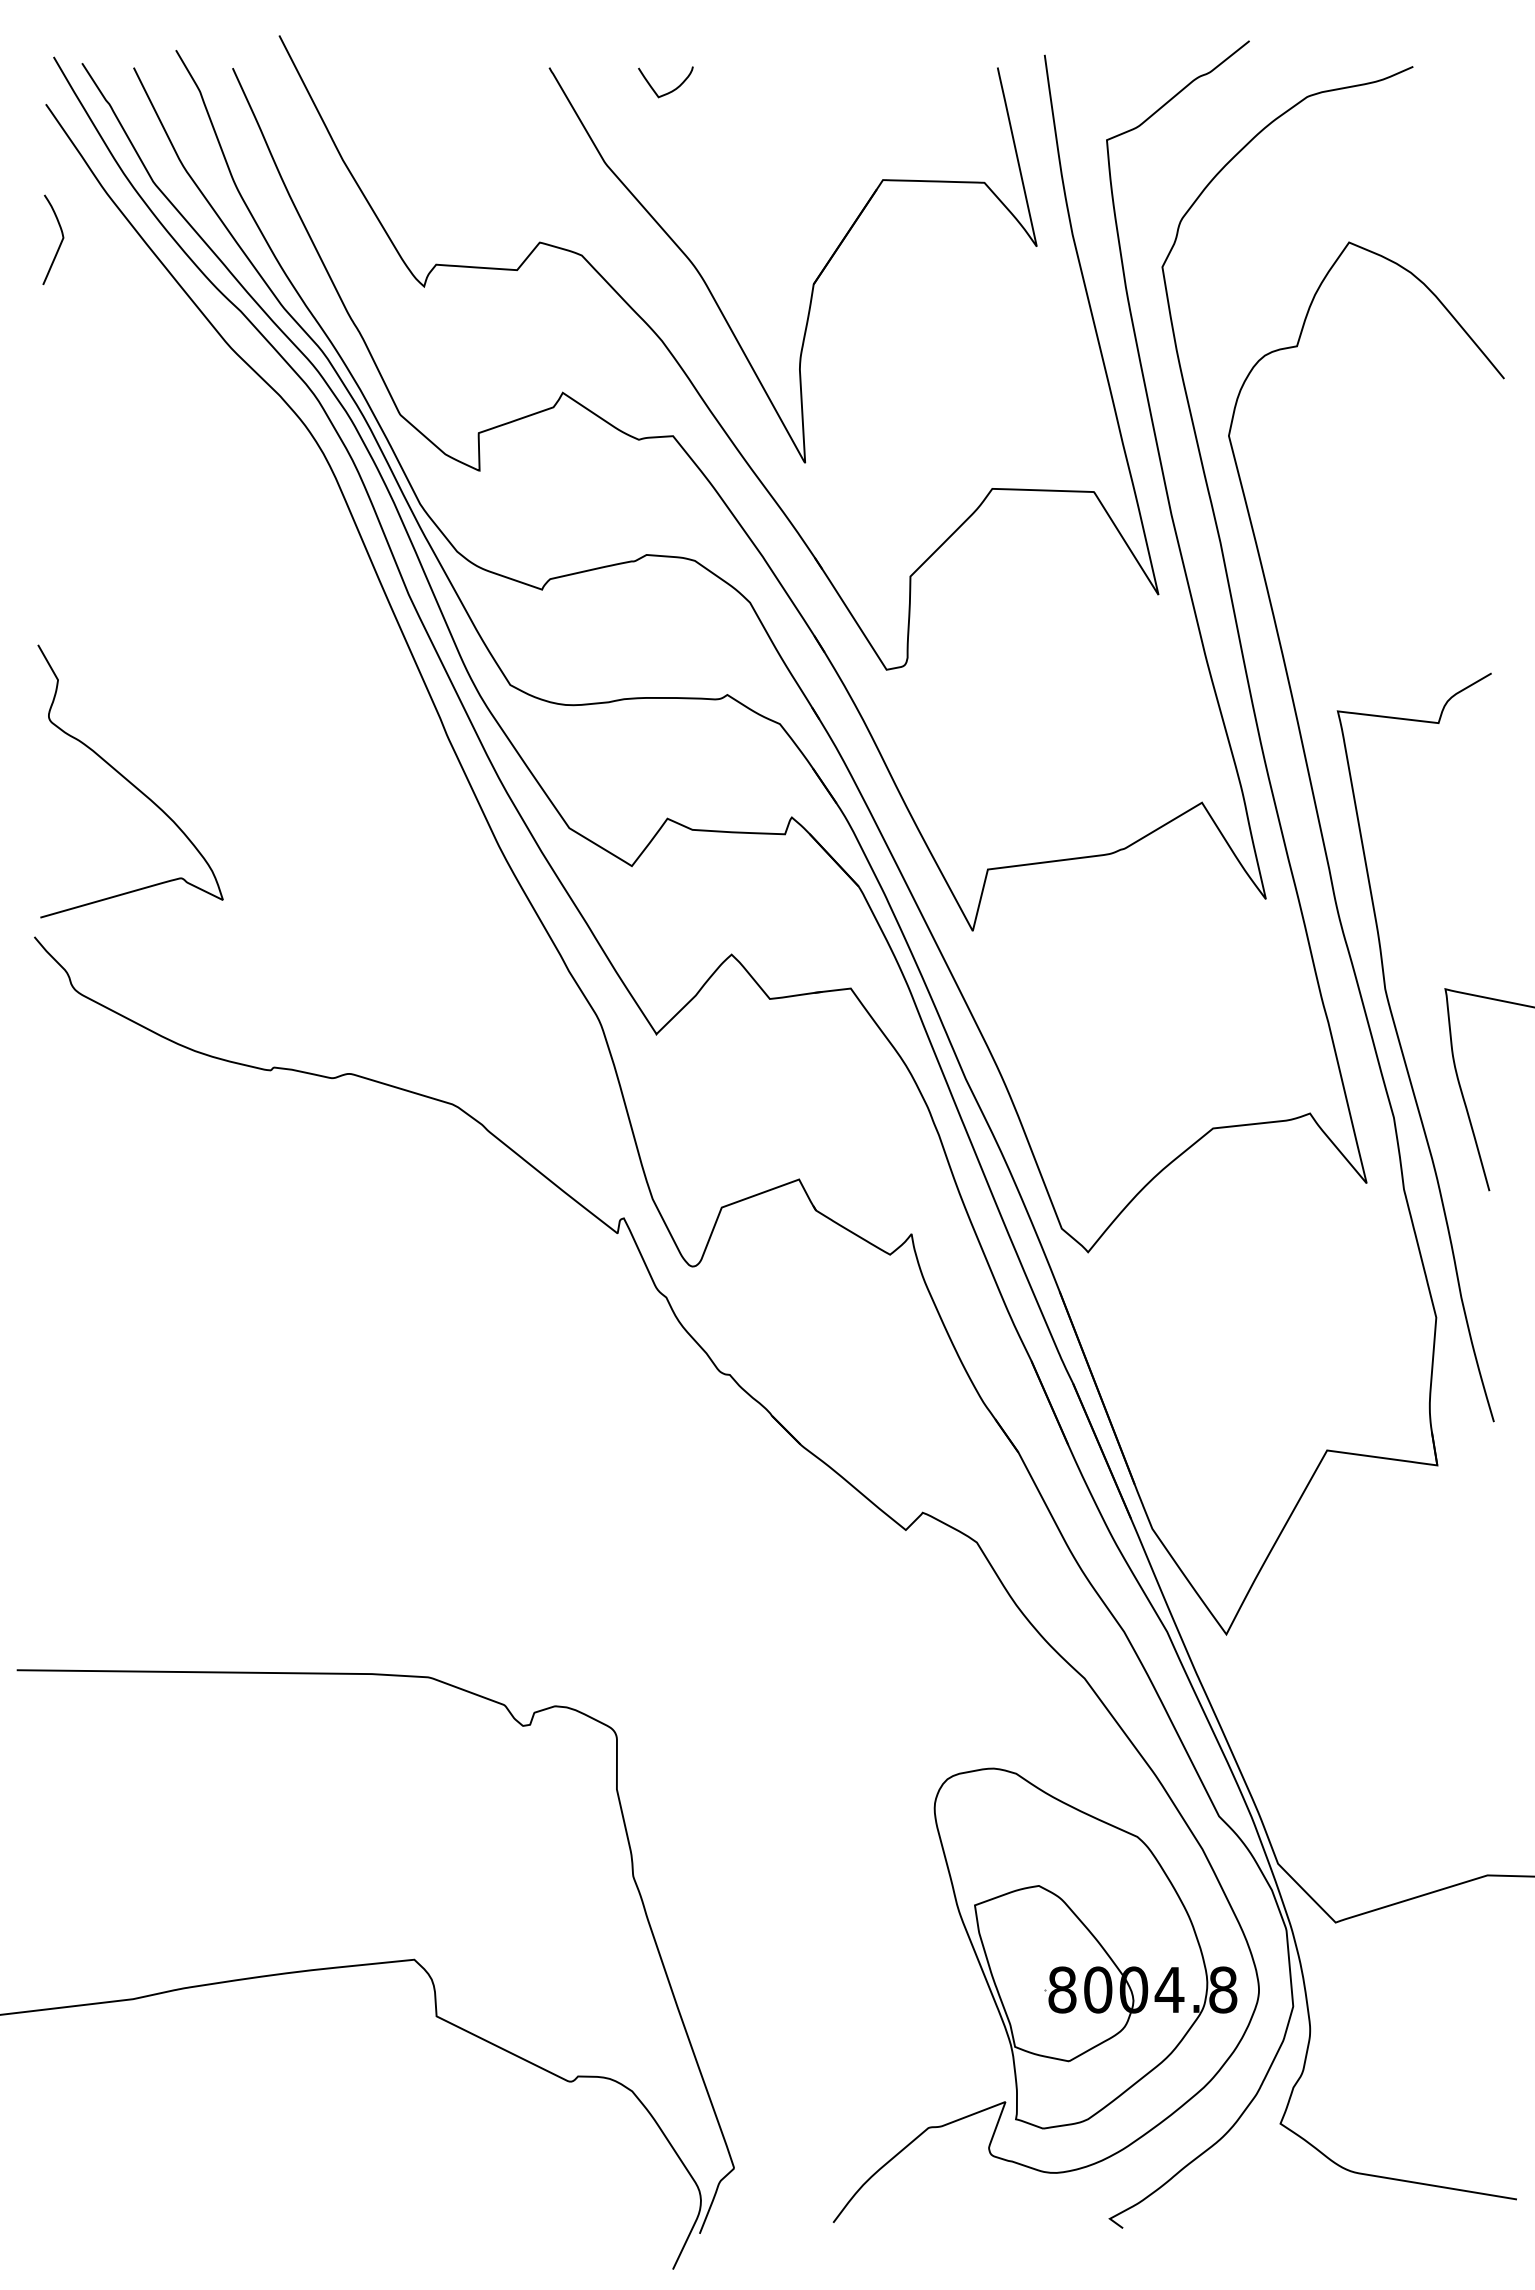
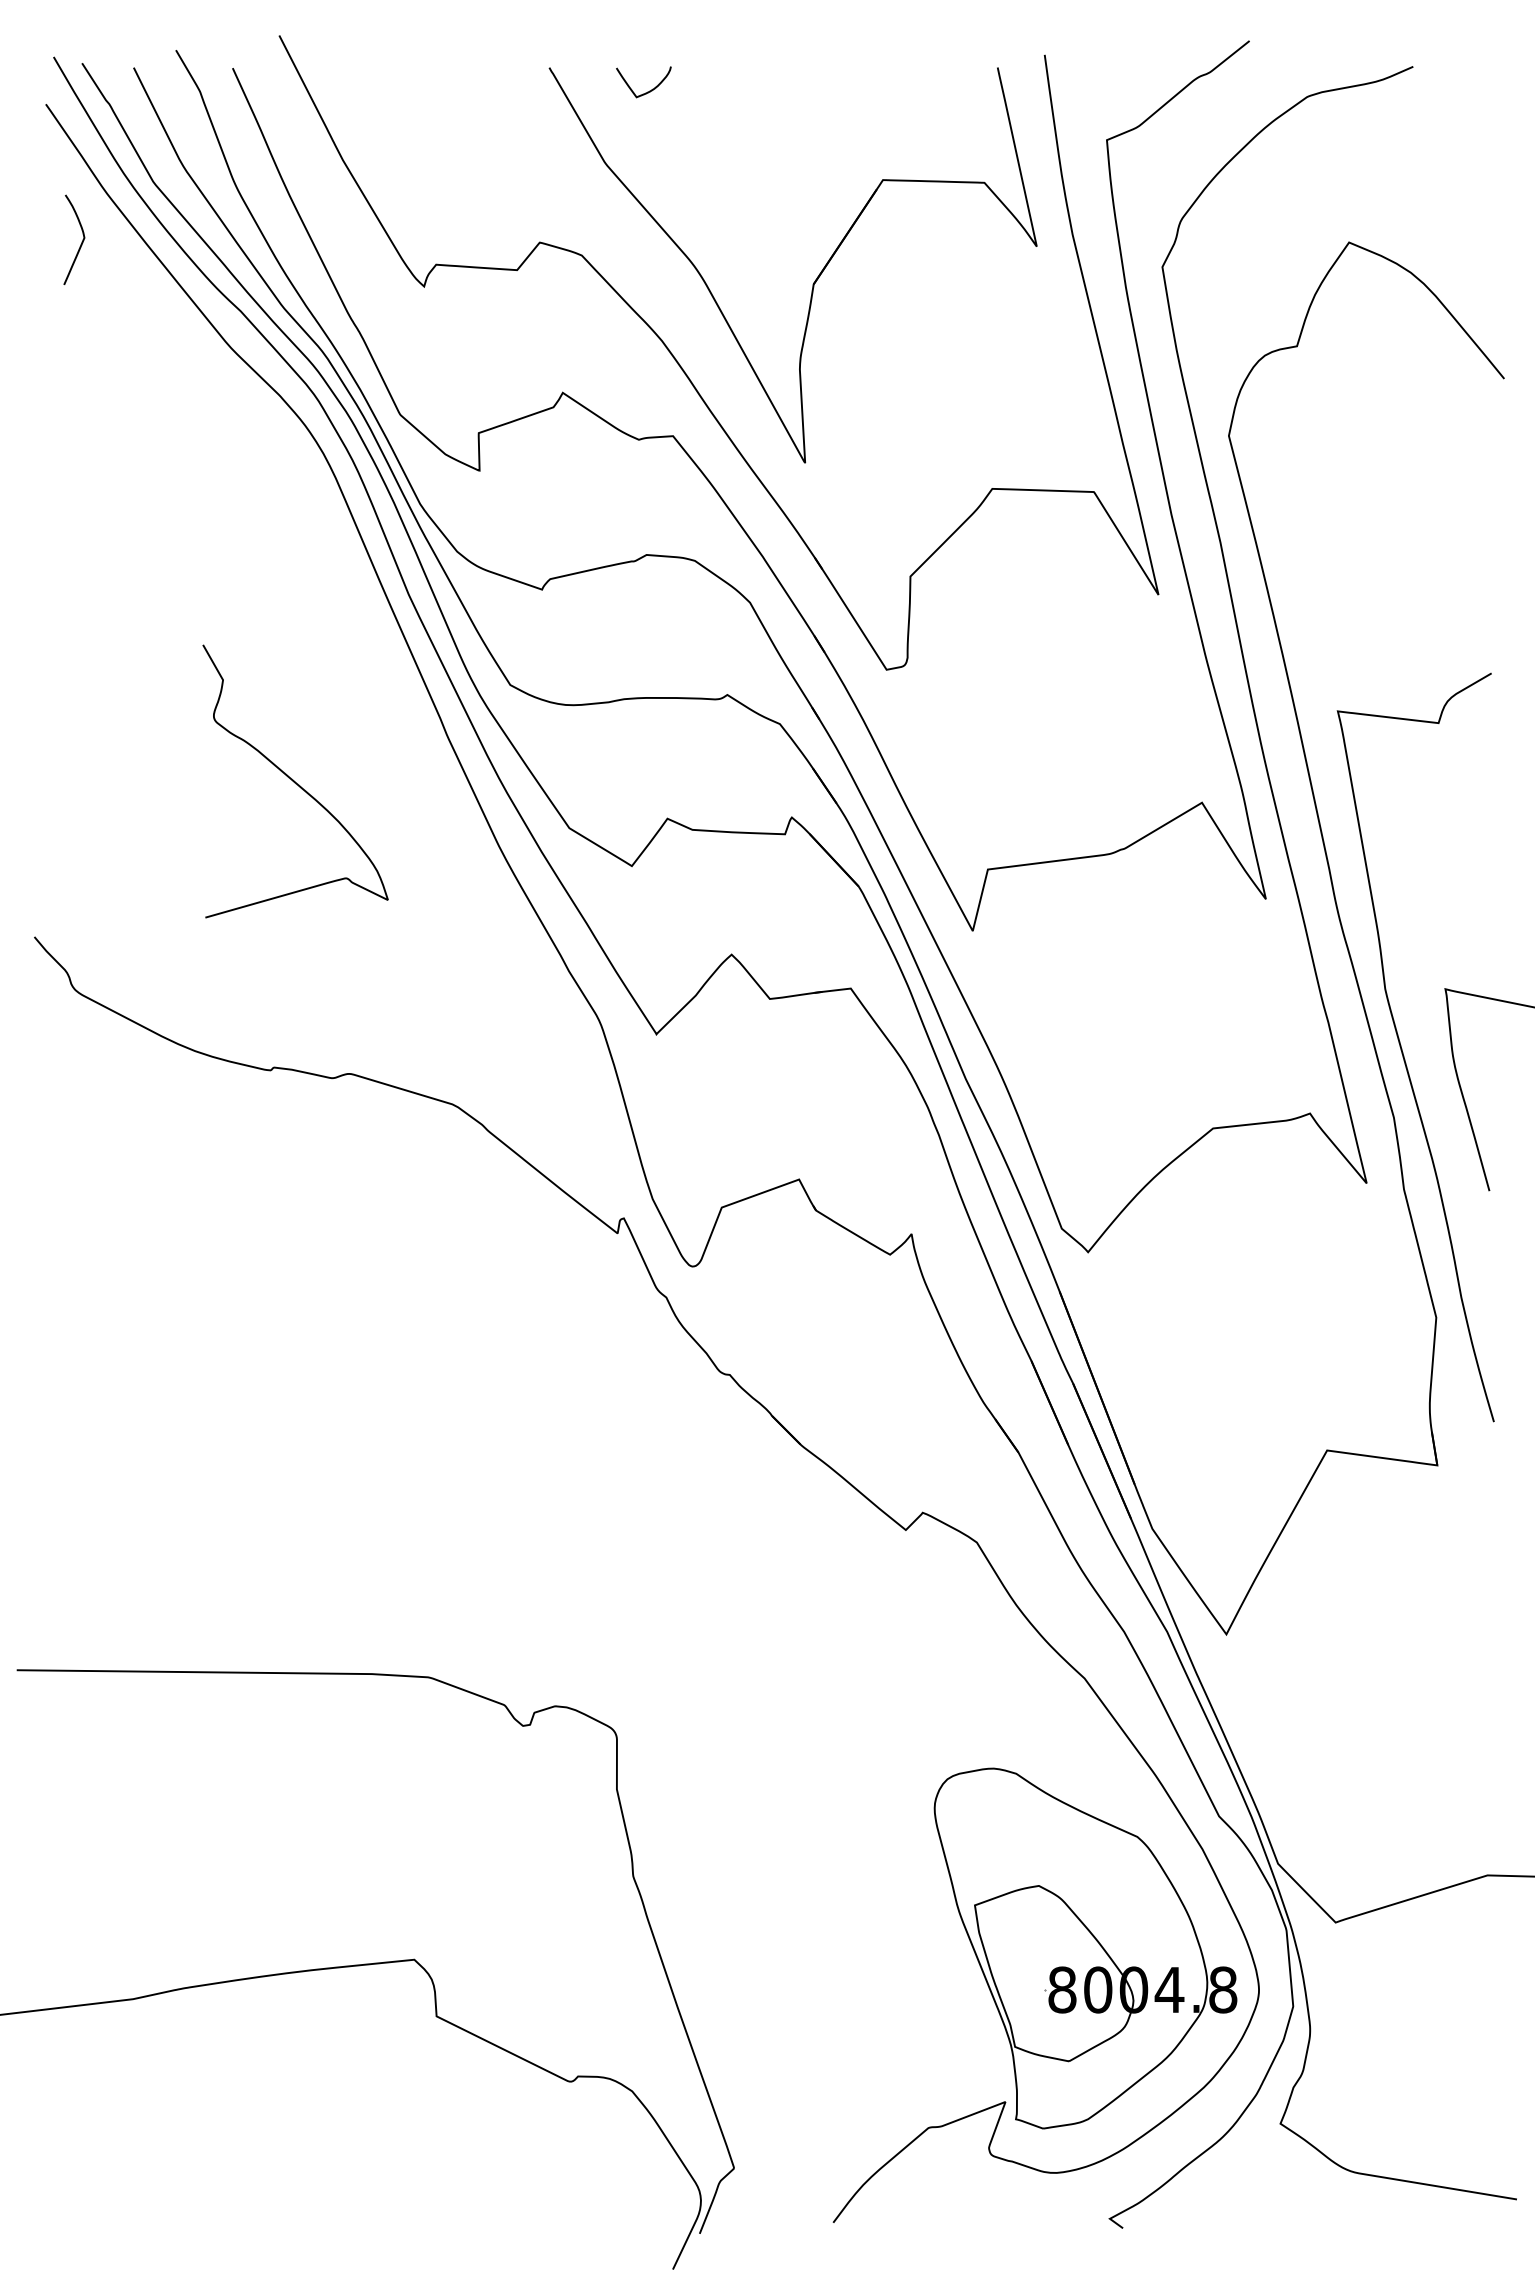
curve position: (669, 91) -> (647, 91) (647, 91)
curve position: (60, 241) -> (81, 241) (81, 241)
curve position: (130, 781) -> (295, 781) (295, 781)
